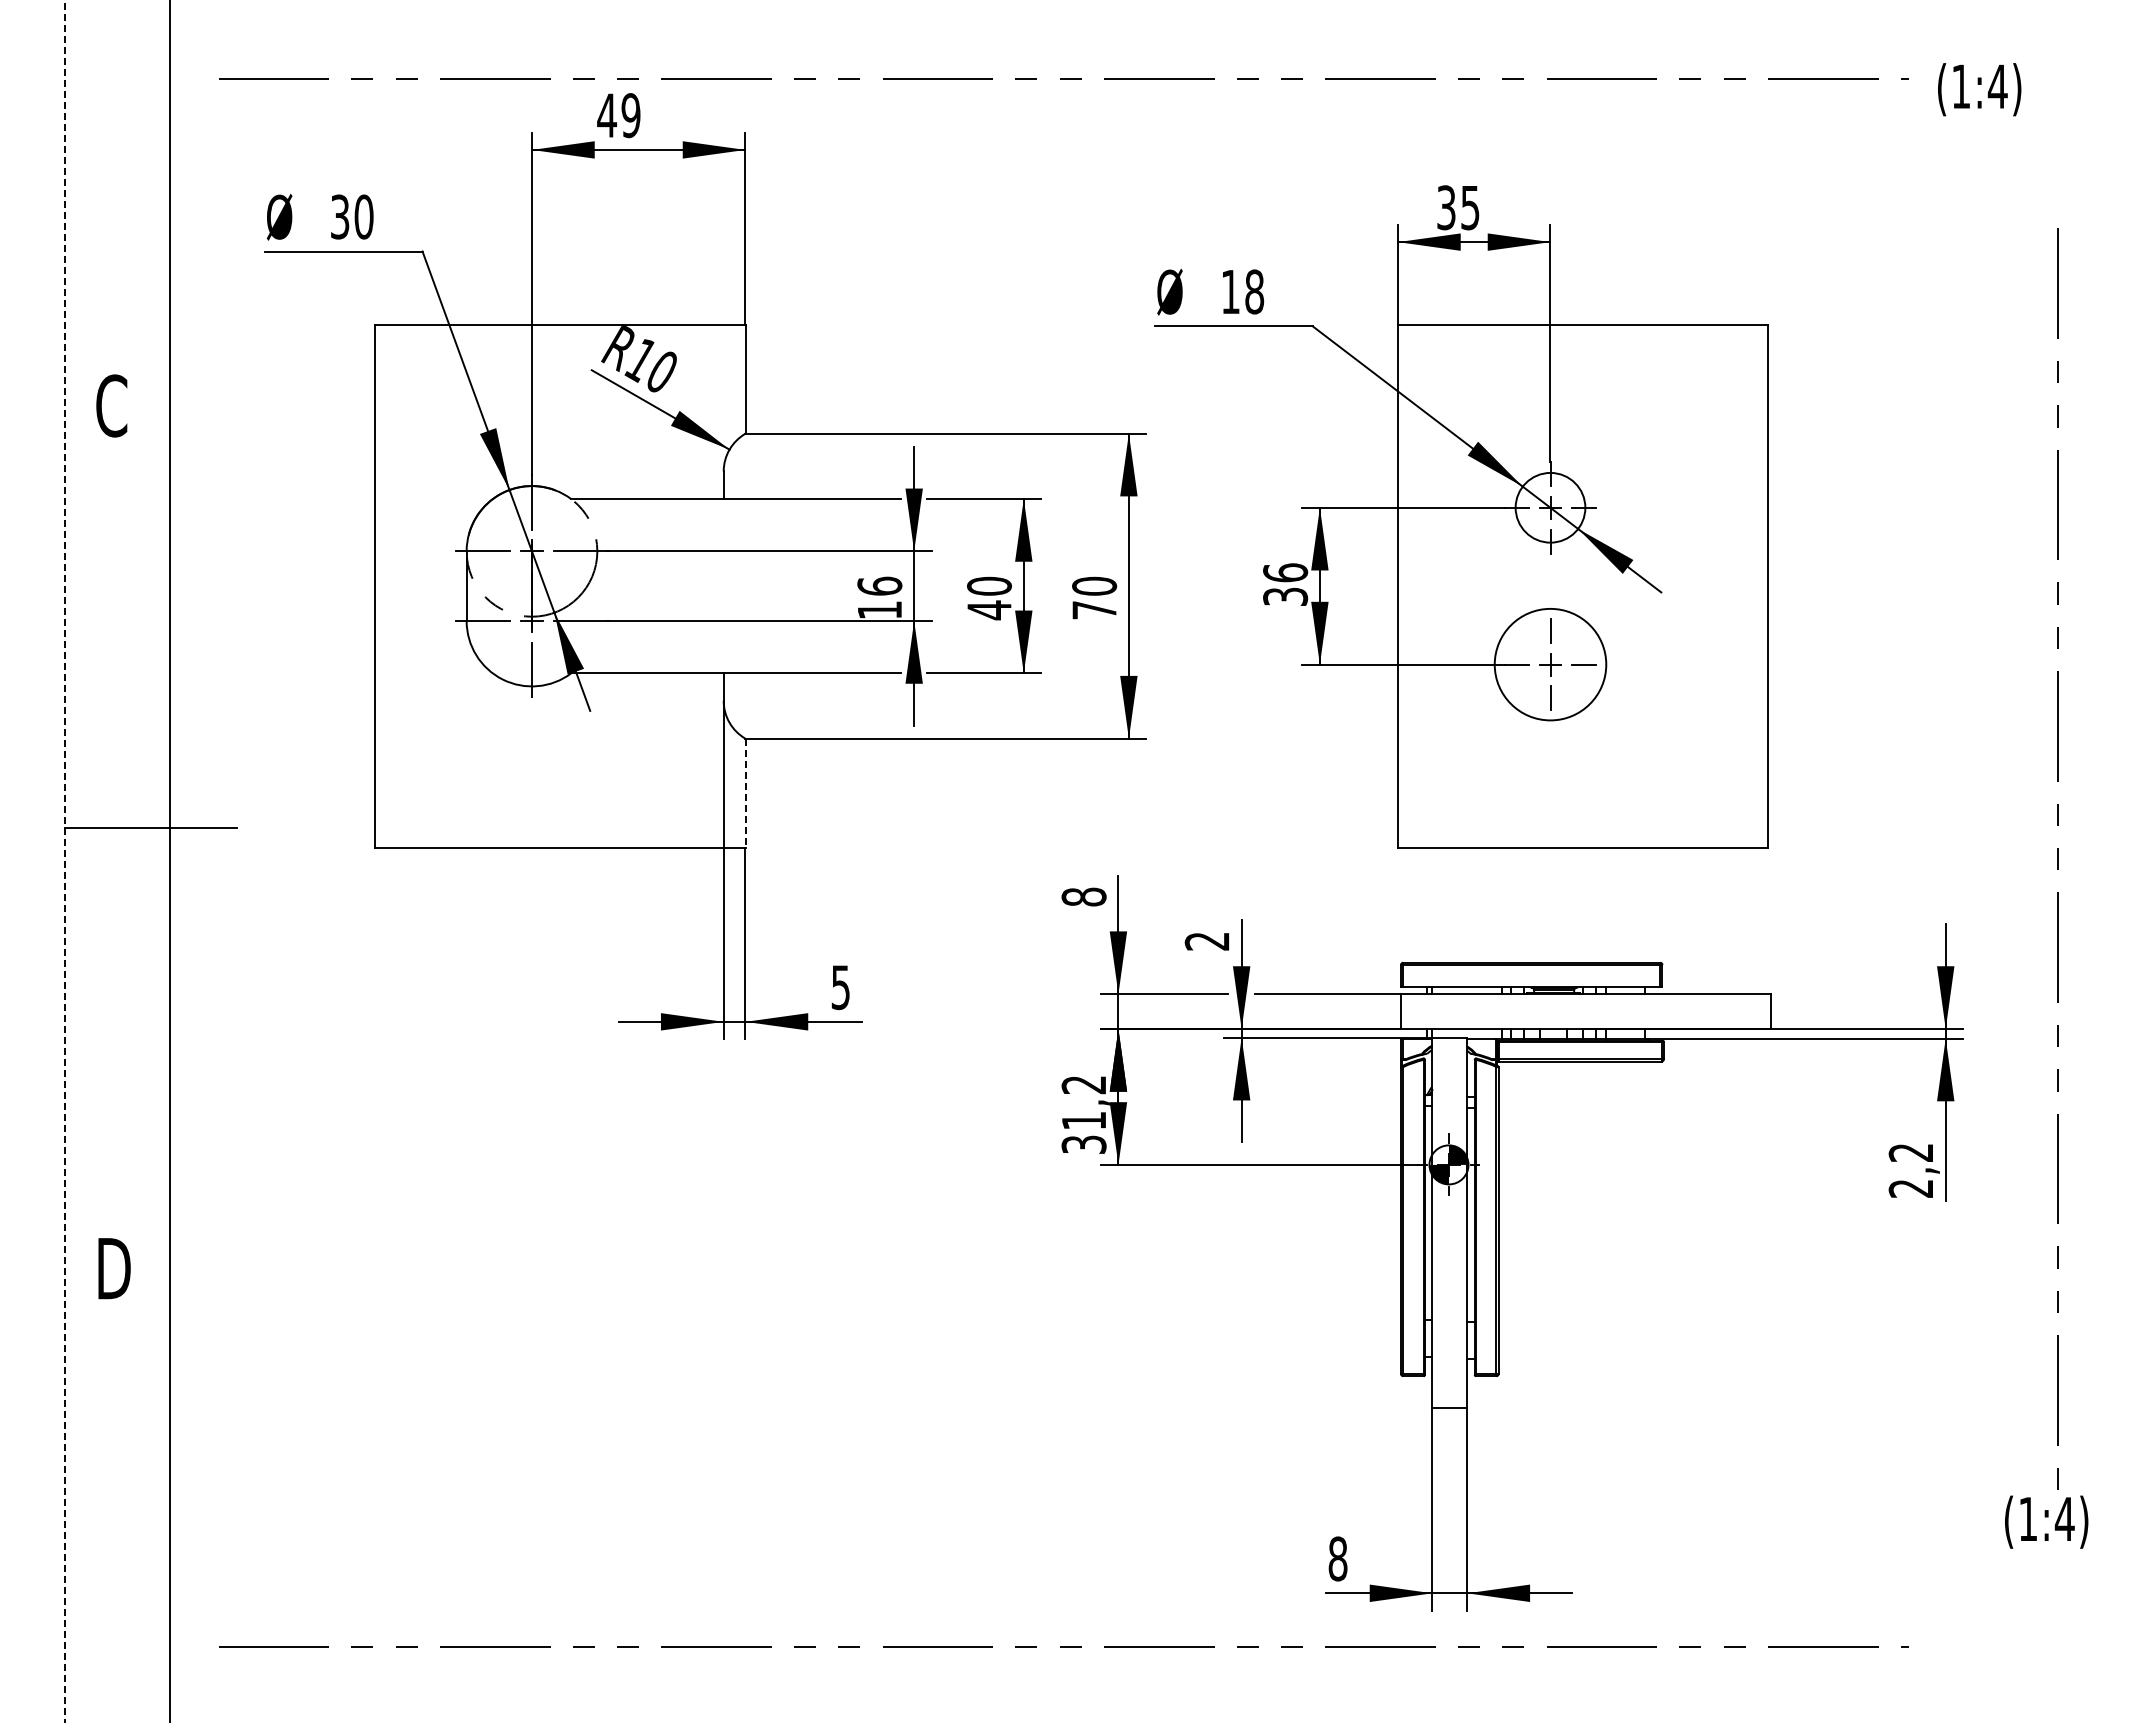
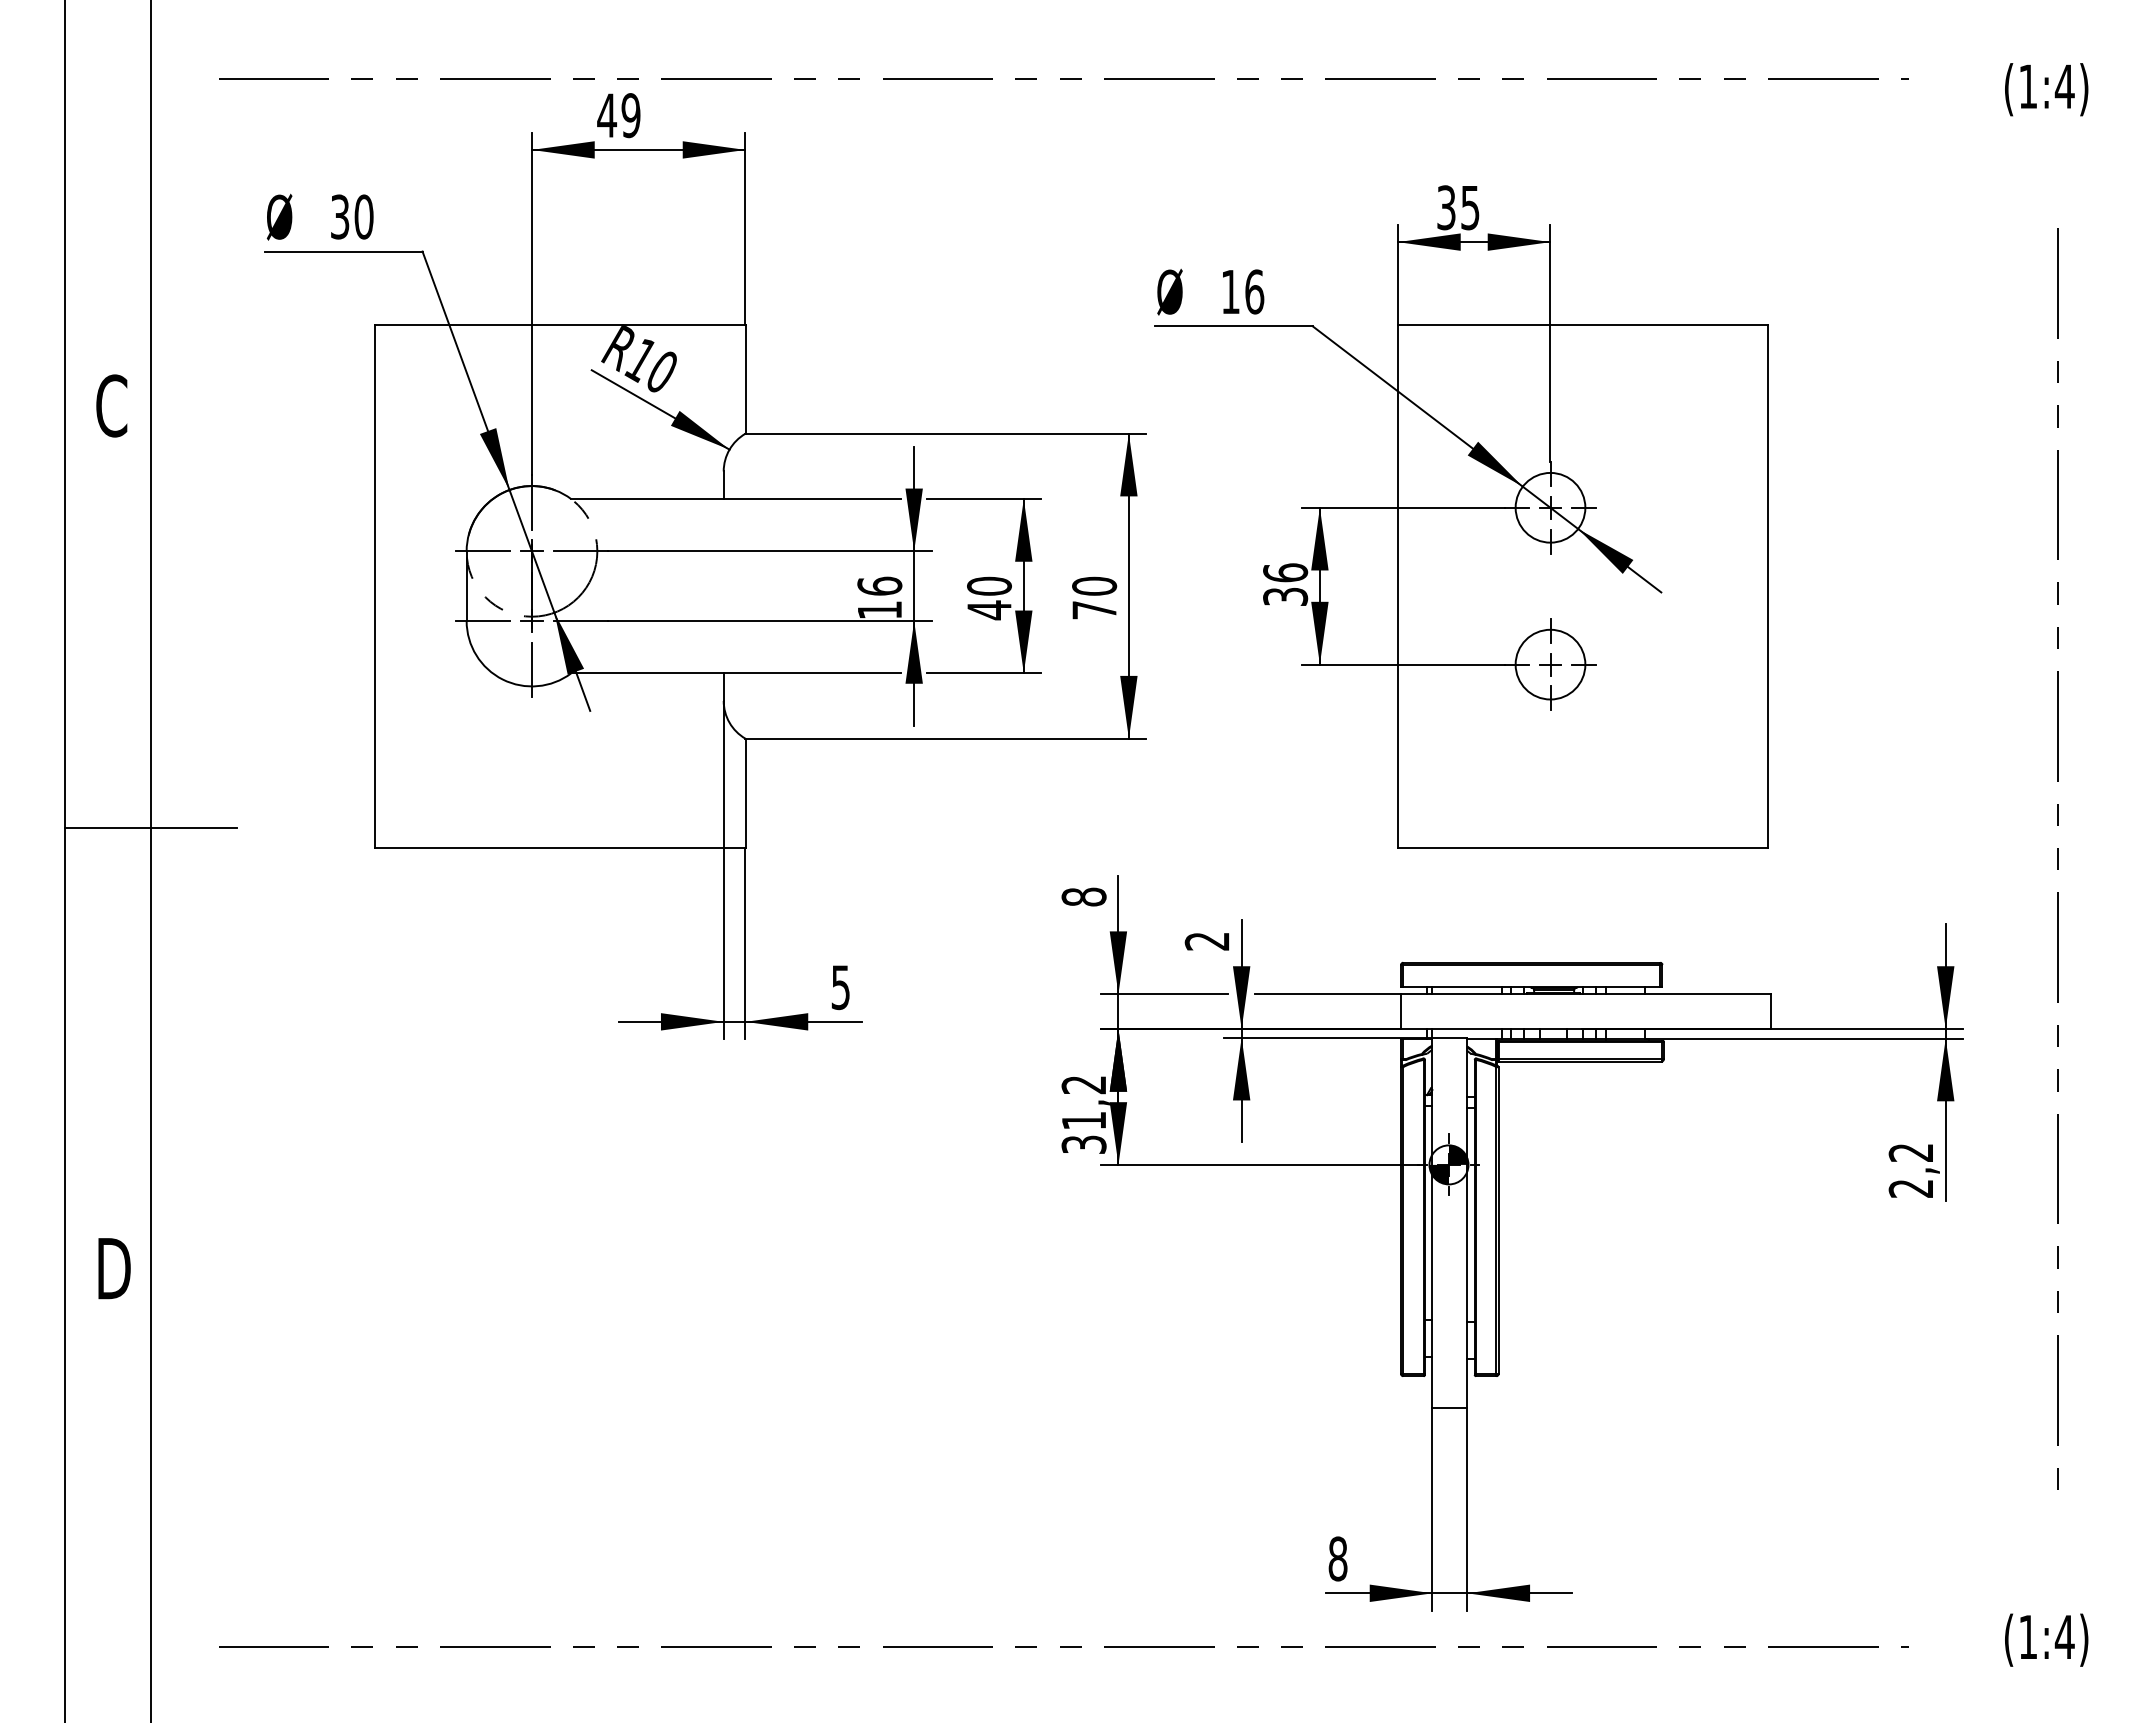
text position: (1979, 89) -> (2046, 89) (2046, 89)
text: 18 -> 16 (1254, 291)
circle diameter: 112 px -> 70 px (1550, 664)
line: dashed -> solid (745, 793)
line position: (169, 860) -> (150, 860) (150, 860)
line: dashed -> solid (64, 862)
text position: (2046, 1521) -> (2046, 1639) (2046, 1639)
